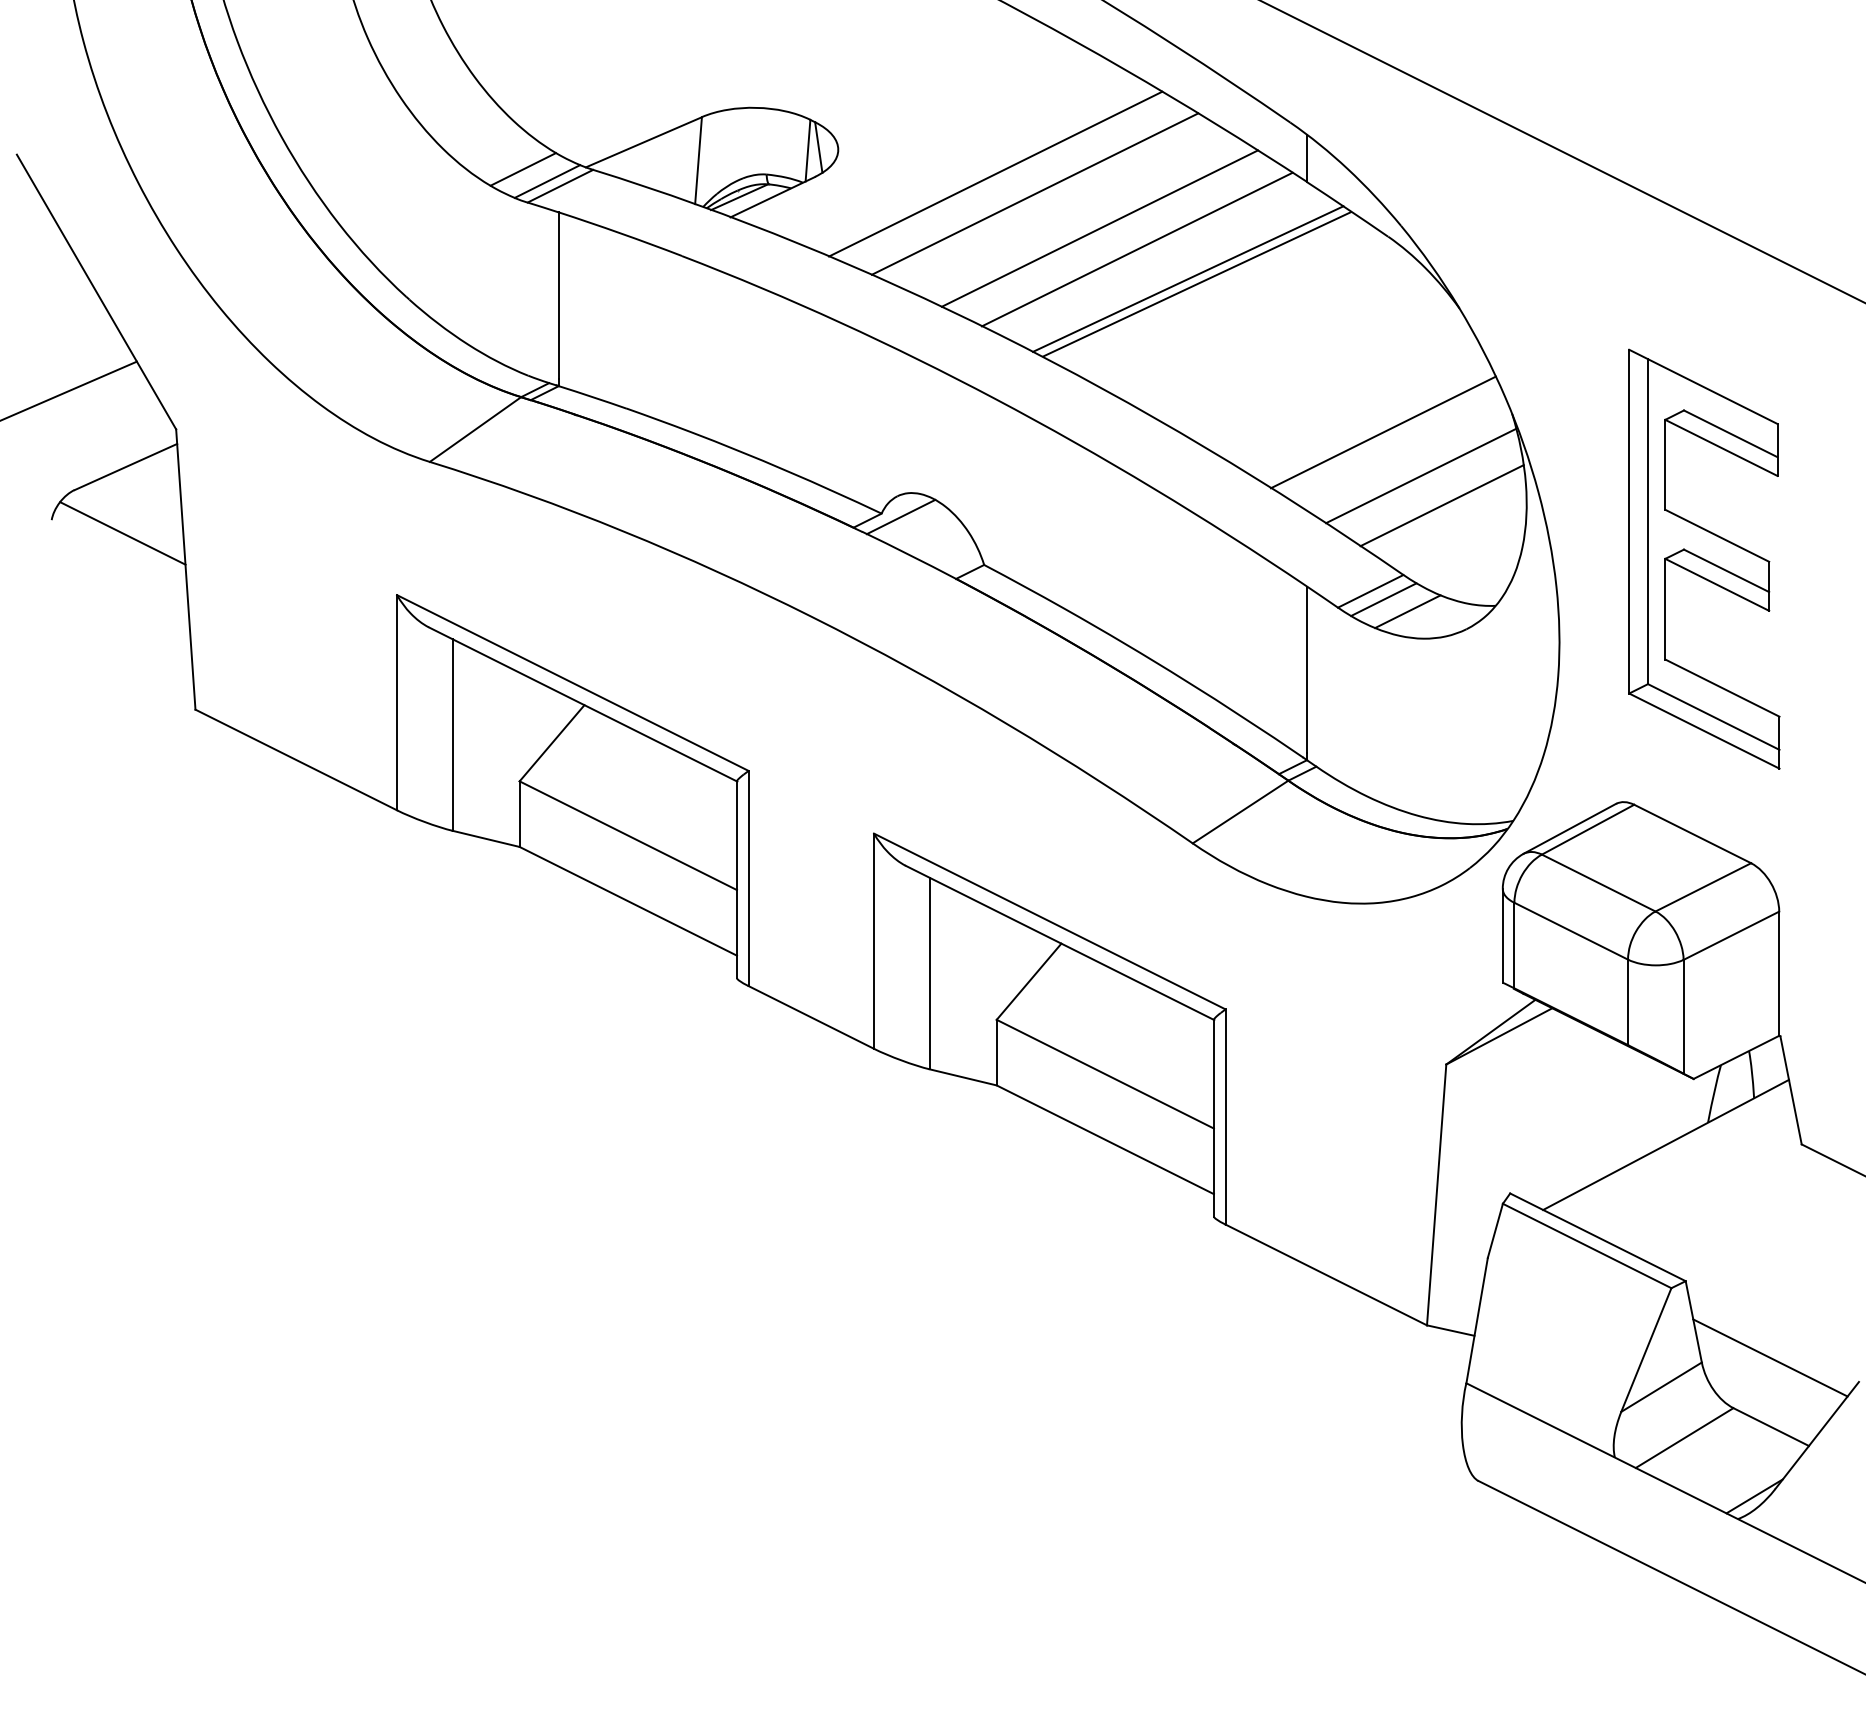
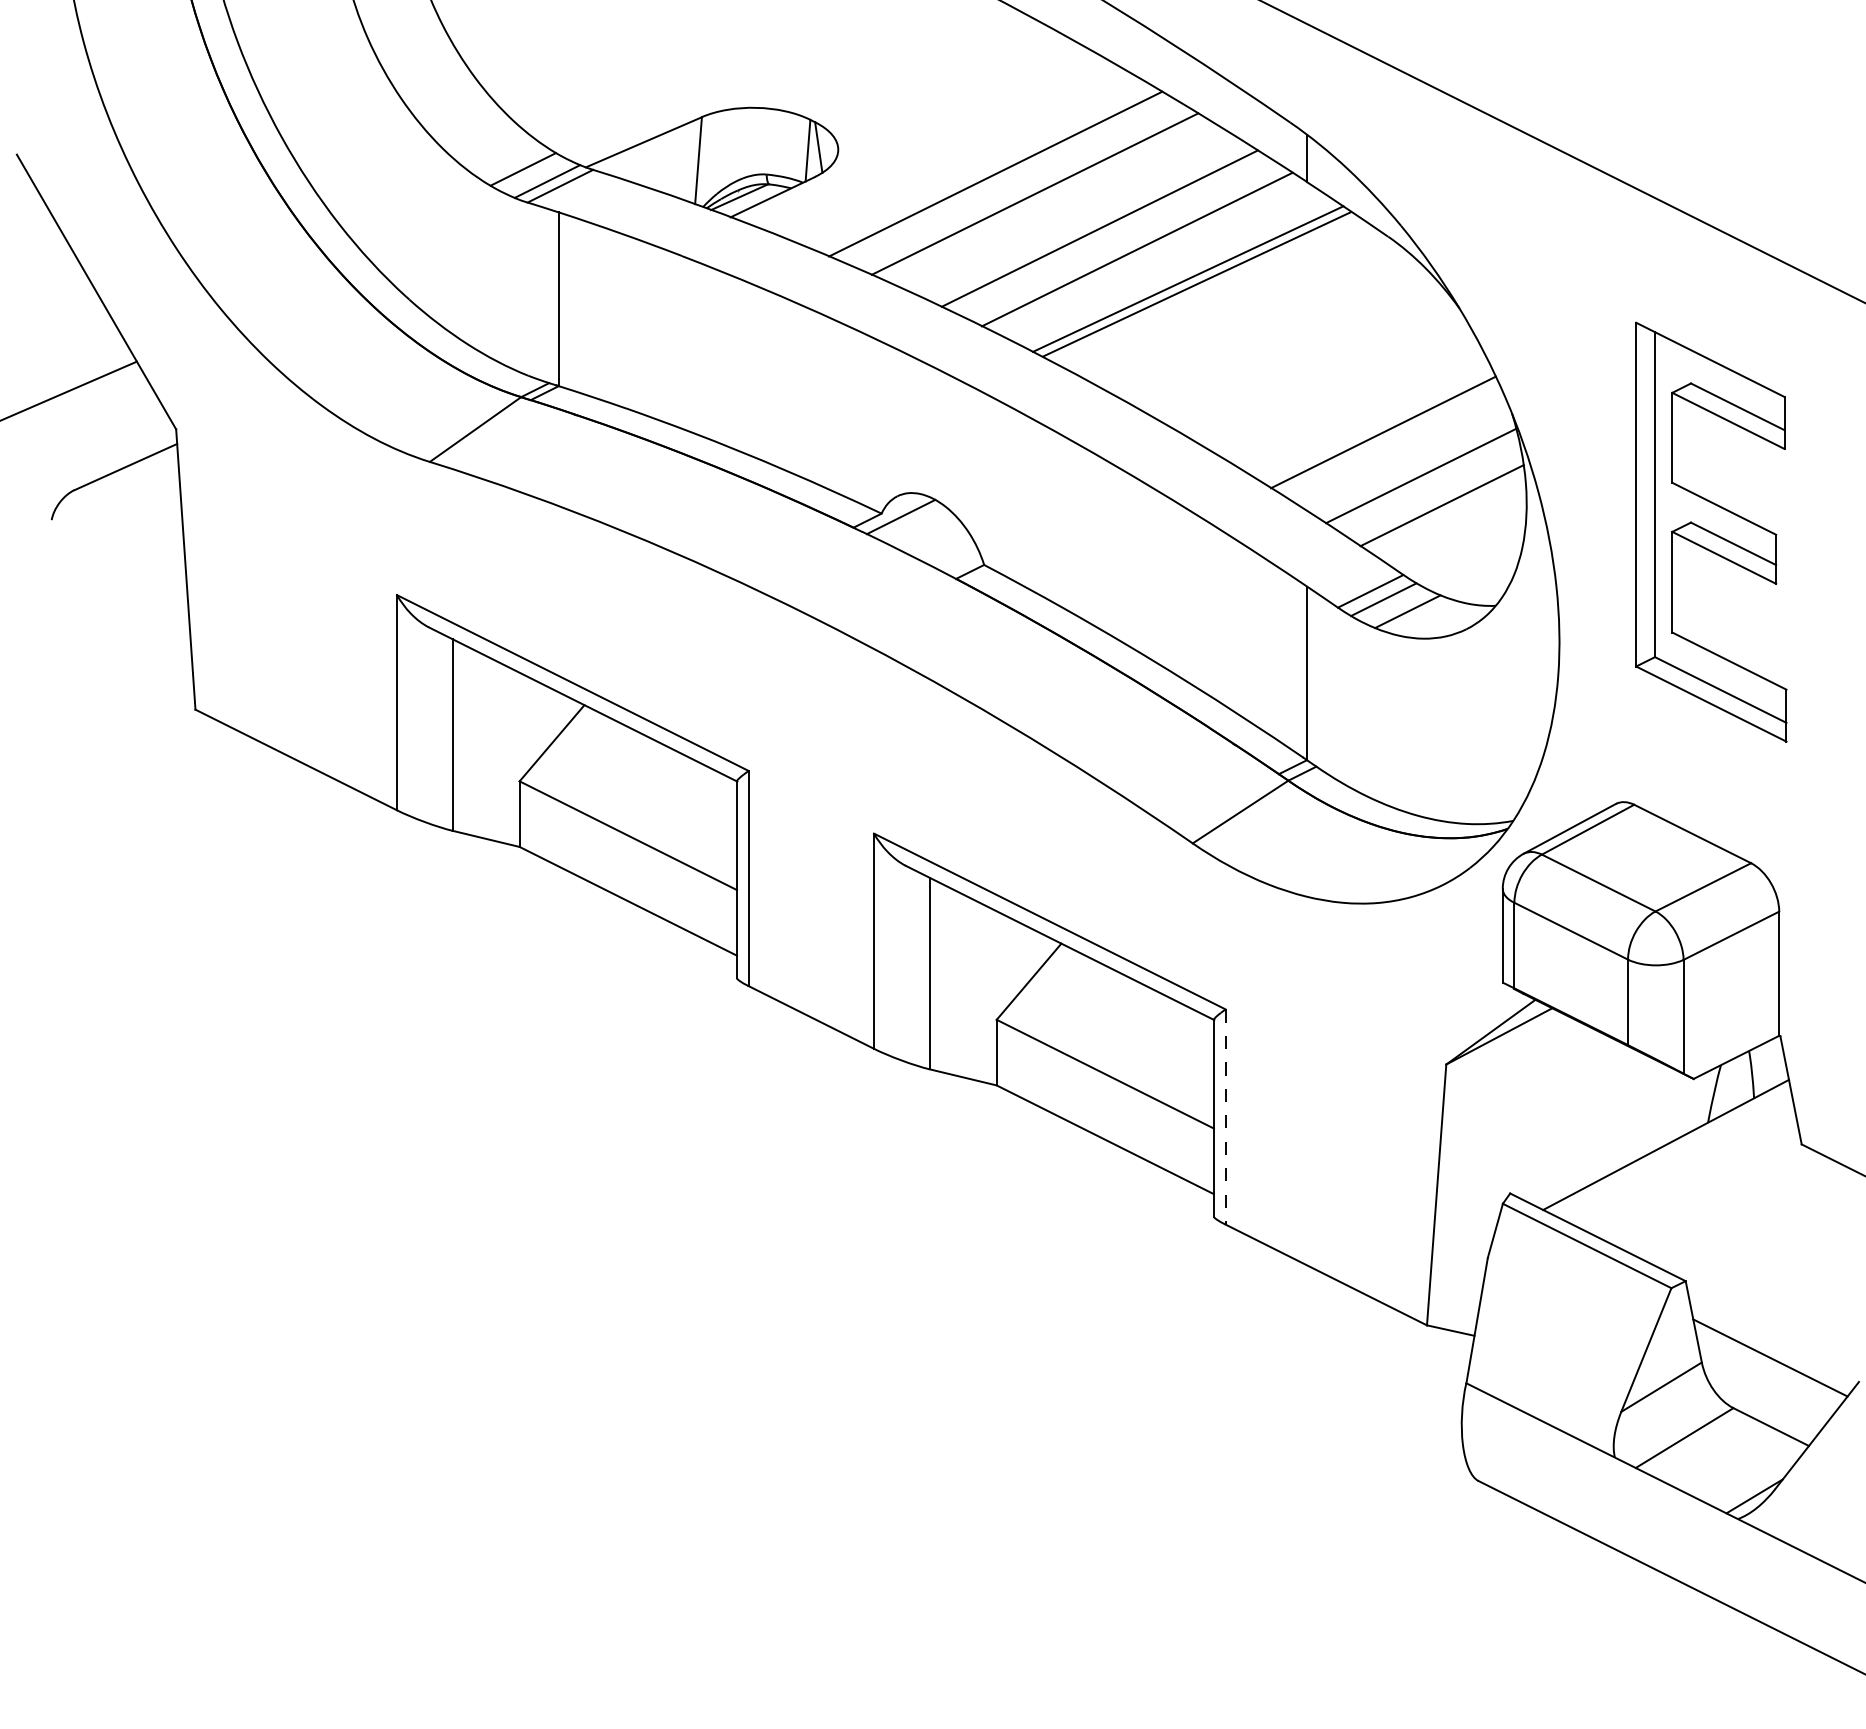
line: present -> none (122, 533)
part position: (1704, 558) -> (1711, 531) (1711, 531)
line: solid -> dashed (1225, 1116)
